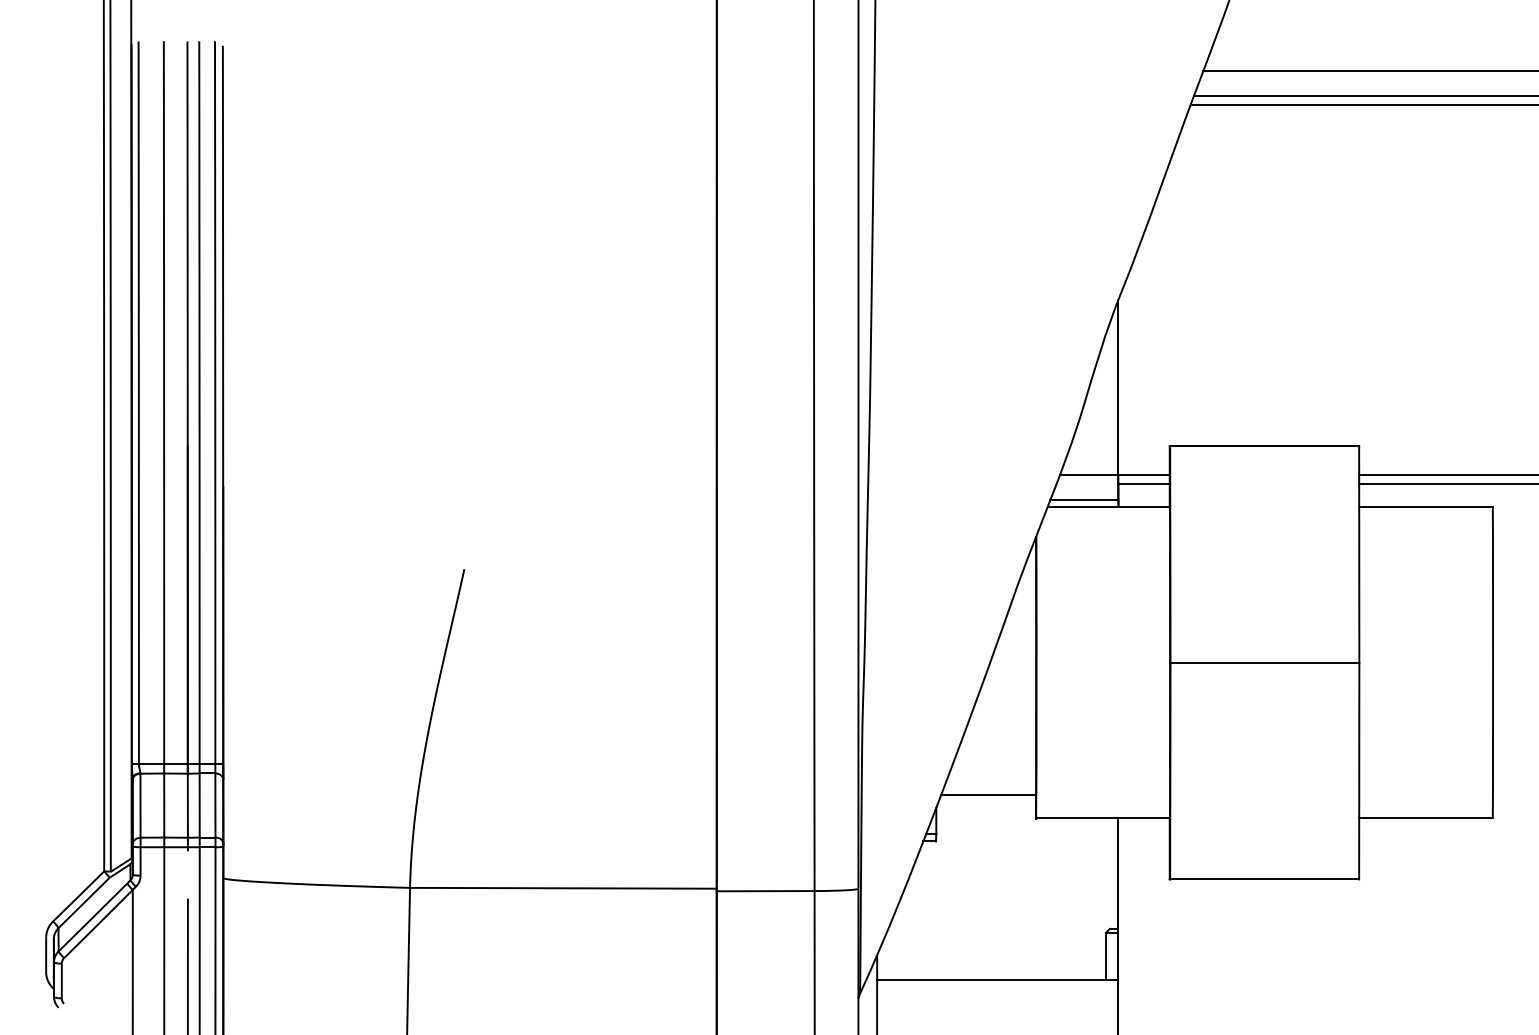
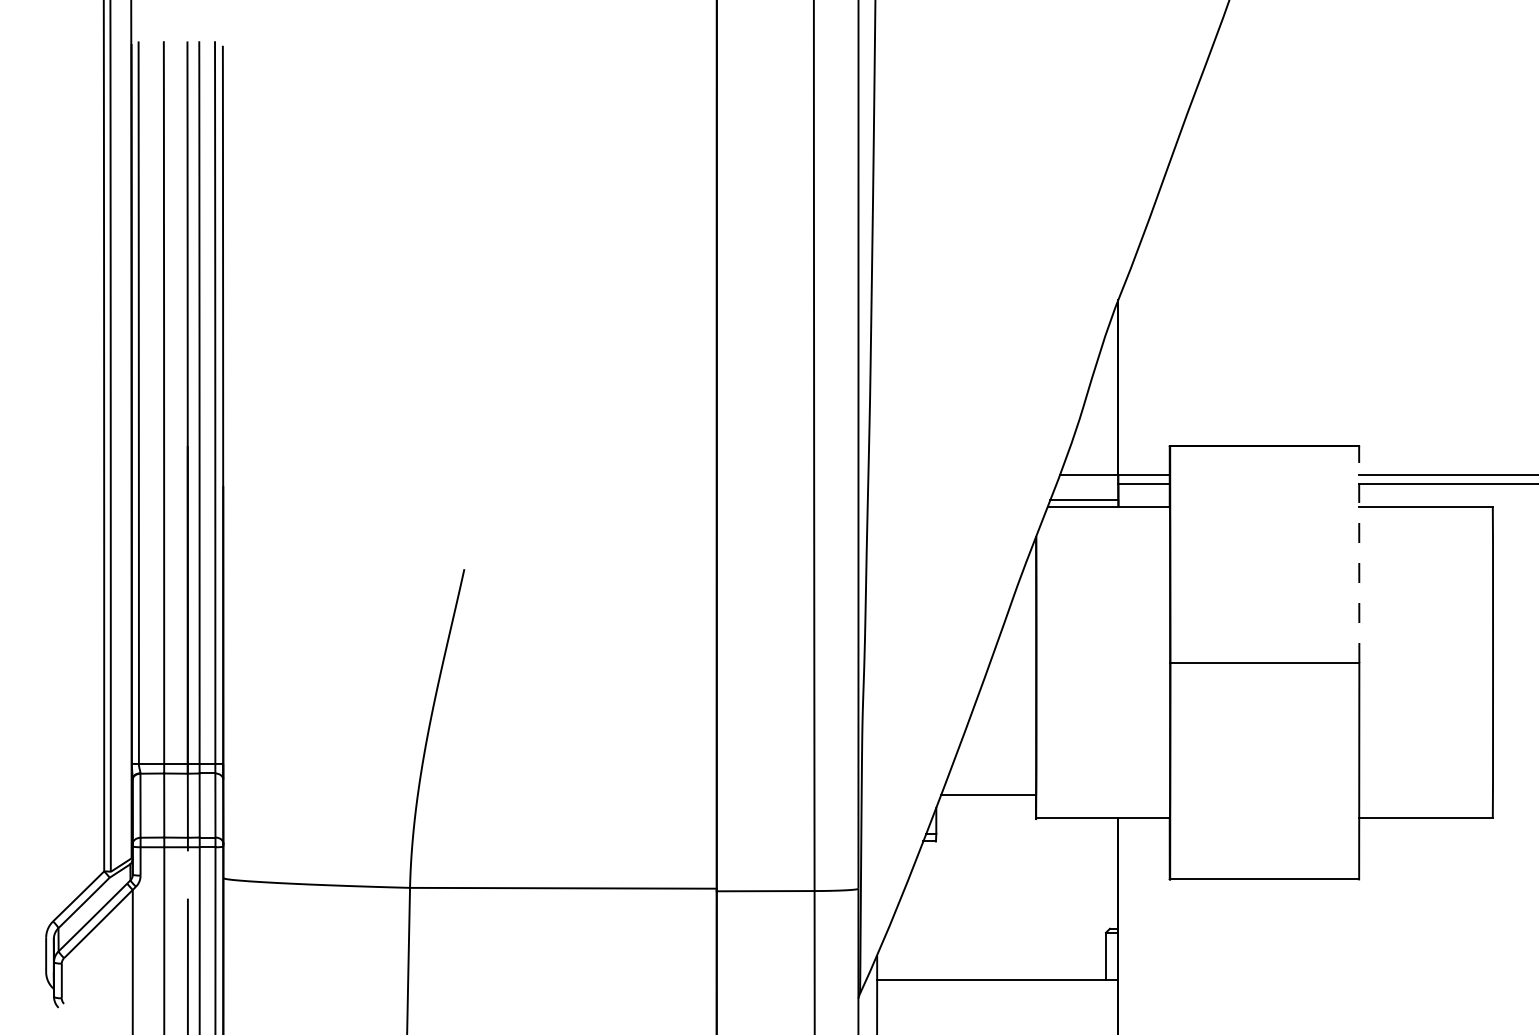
line: present -> none (1369, 71)
line: present -> none (1364, 96)
line: present -> none (1362, 104)
line: solid -> dashed (1359, 554)
